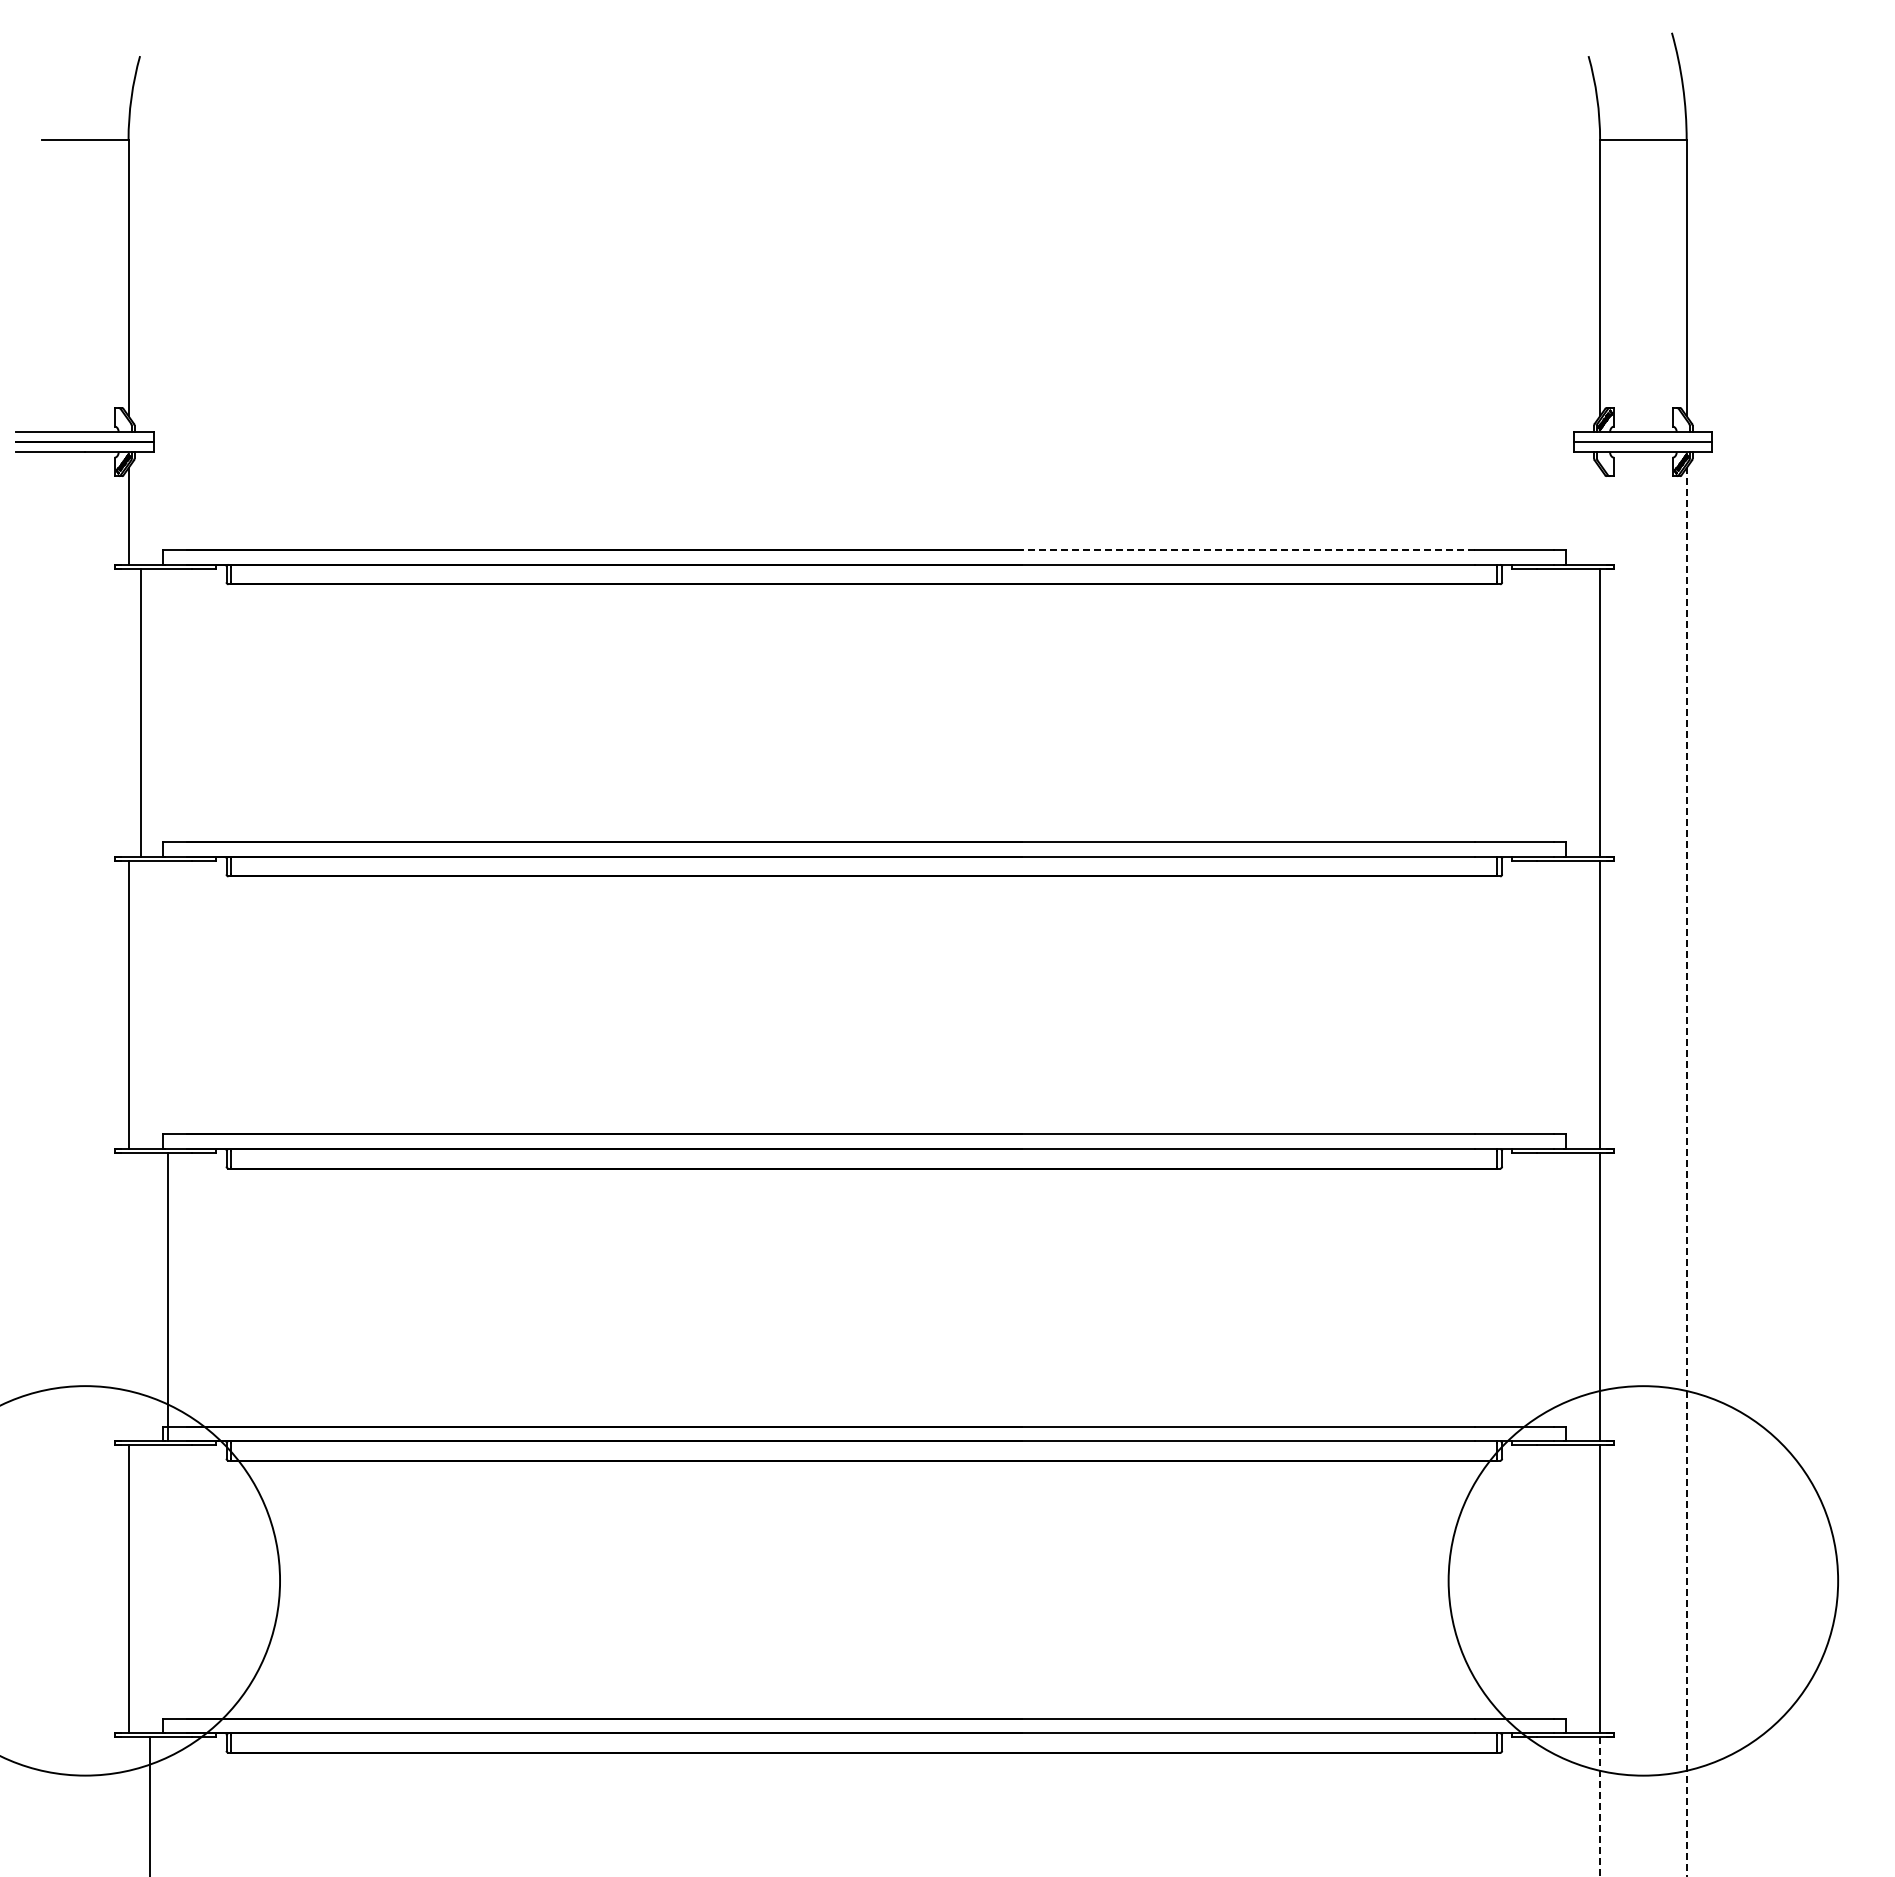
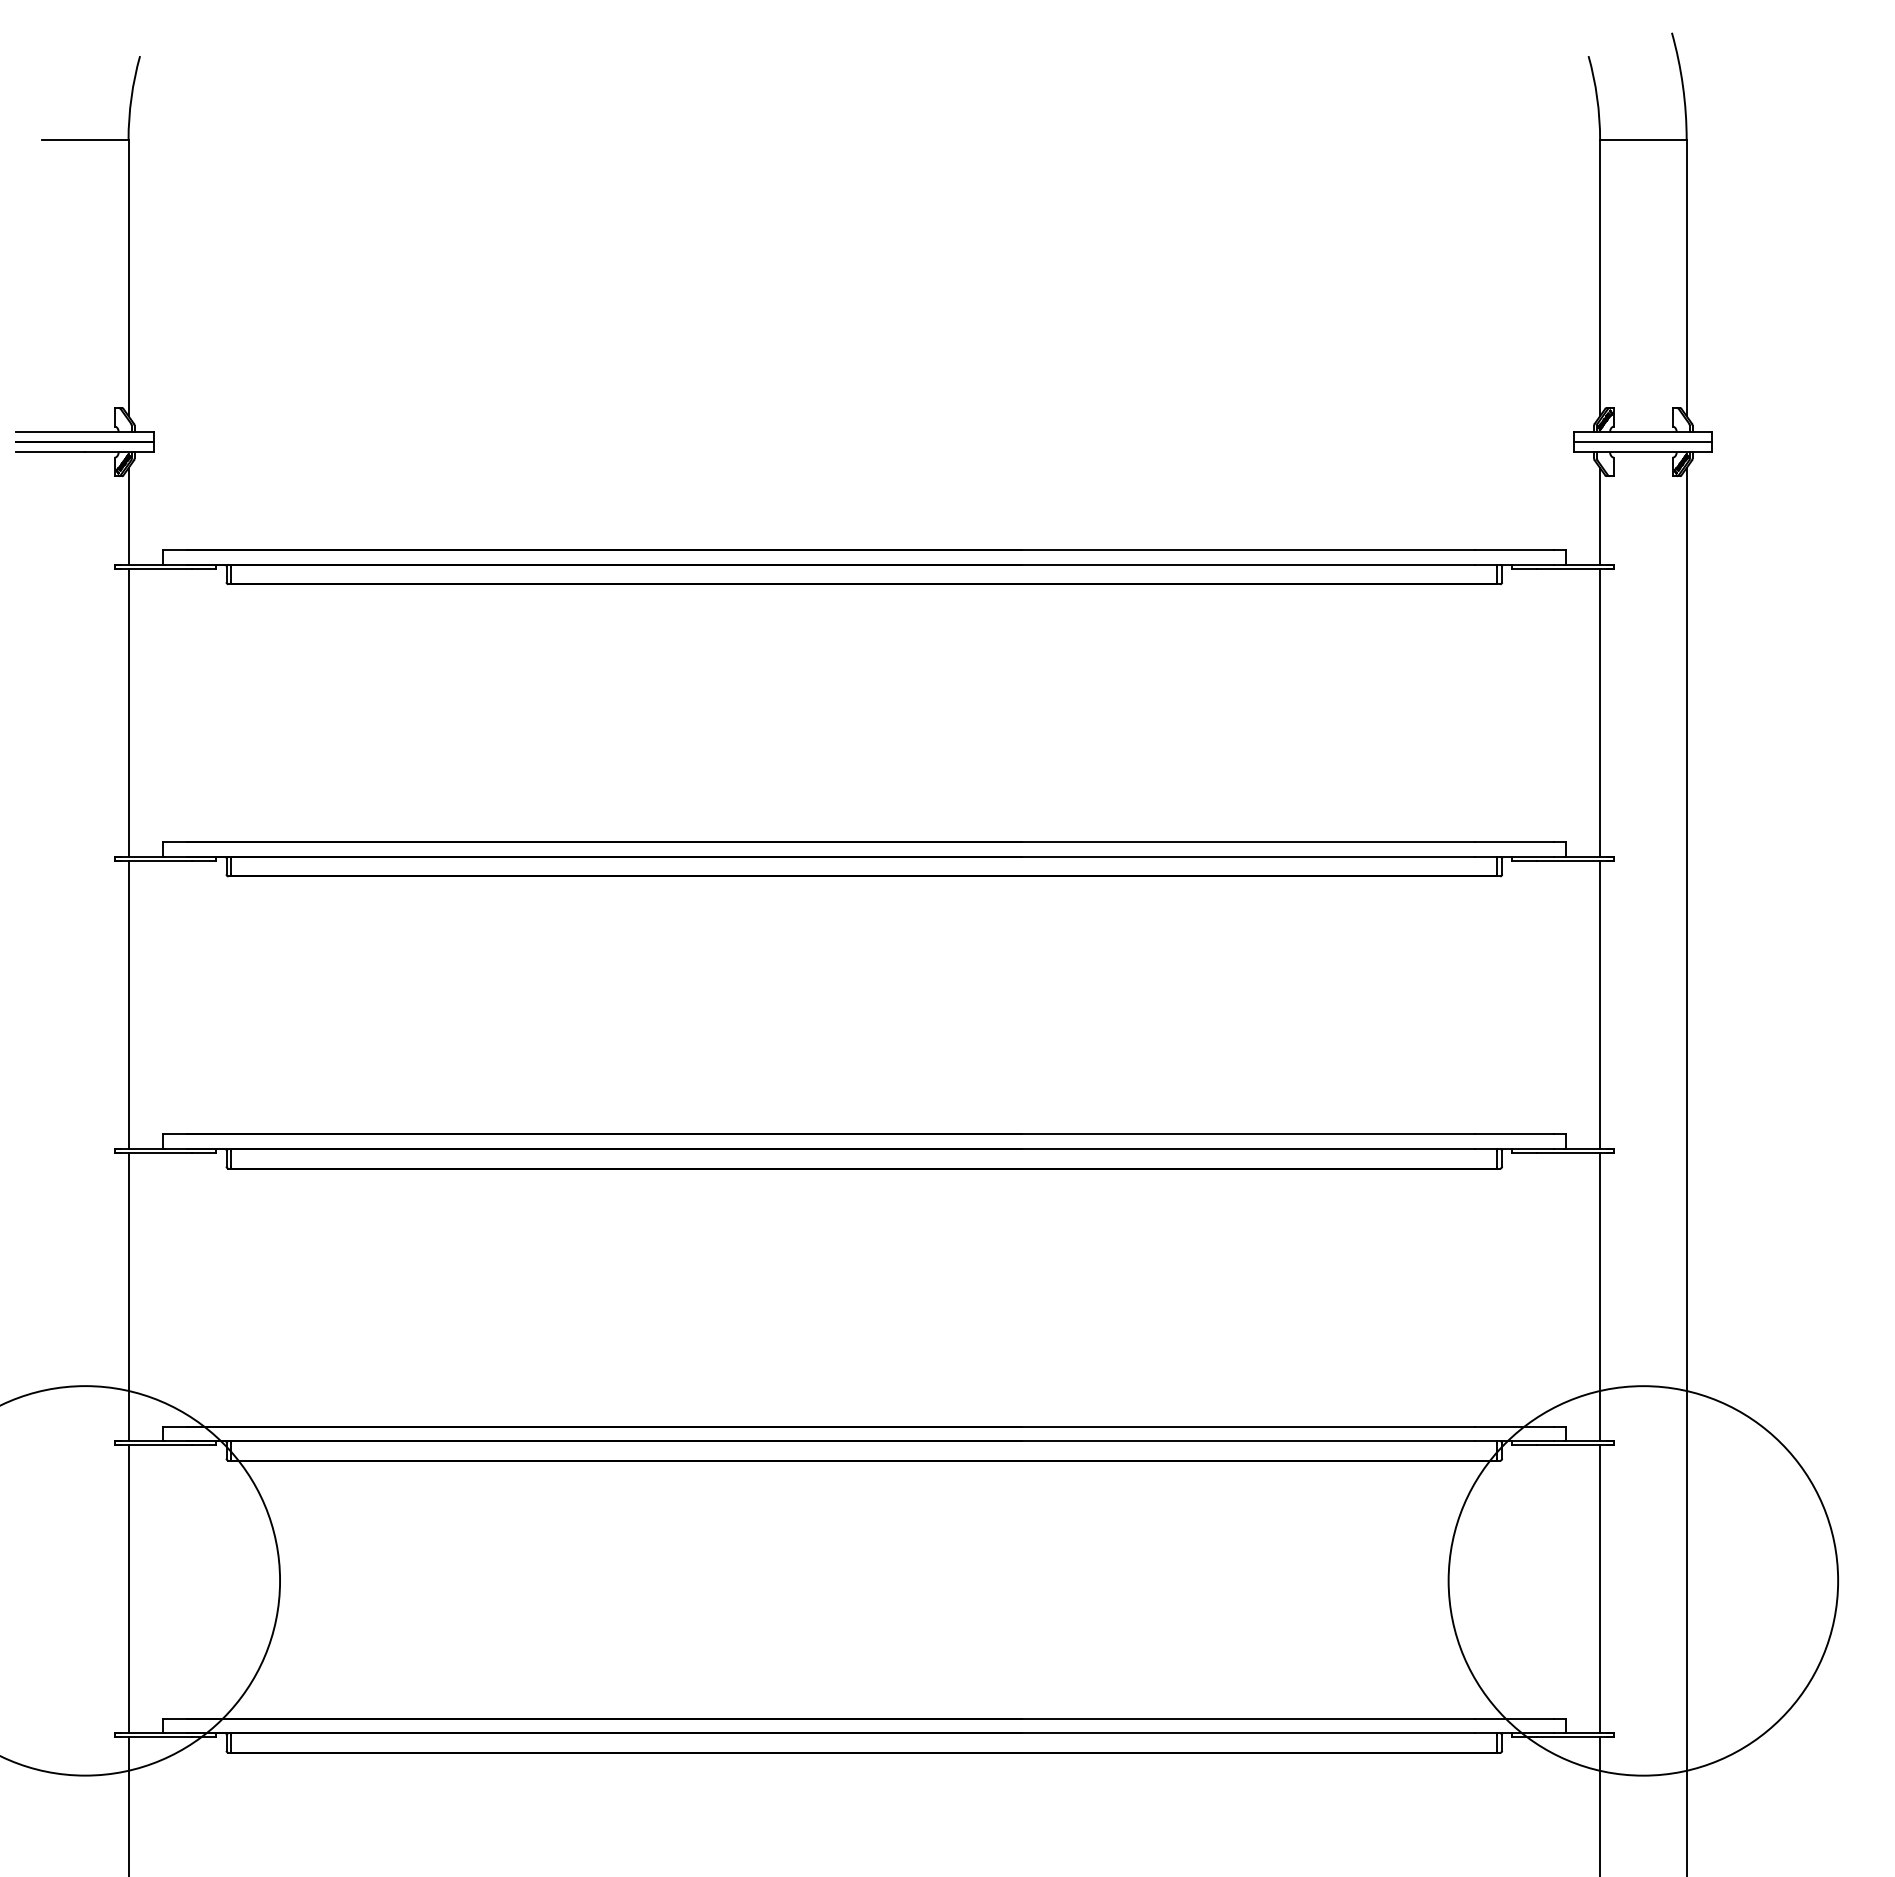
line: none -> present (1600, 516)
line: dashed -> solid (1248, 550)
line position: (140, 712) -> (128, 712) (128, 712)
line: dashed -> solid (1686, 1171)
line position: (167, 1296) -> (128, 1296) (128, 1296)
line position: (149, 1805) -> (128, 1805) (128, 1805)
line: dashed -> solid (1600, 1807)
